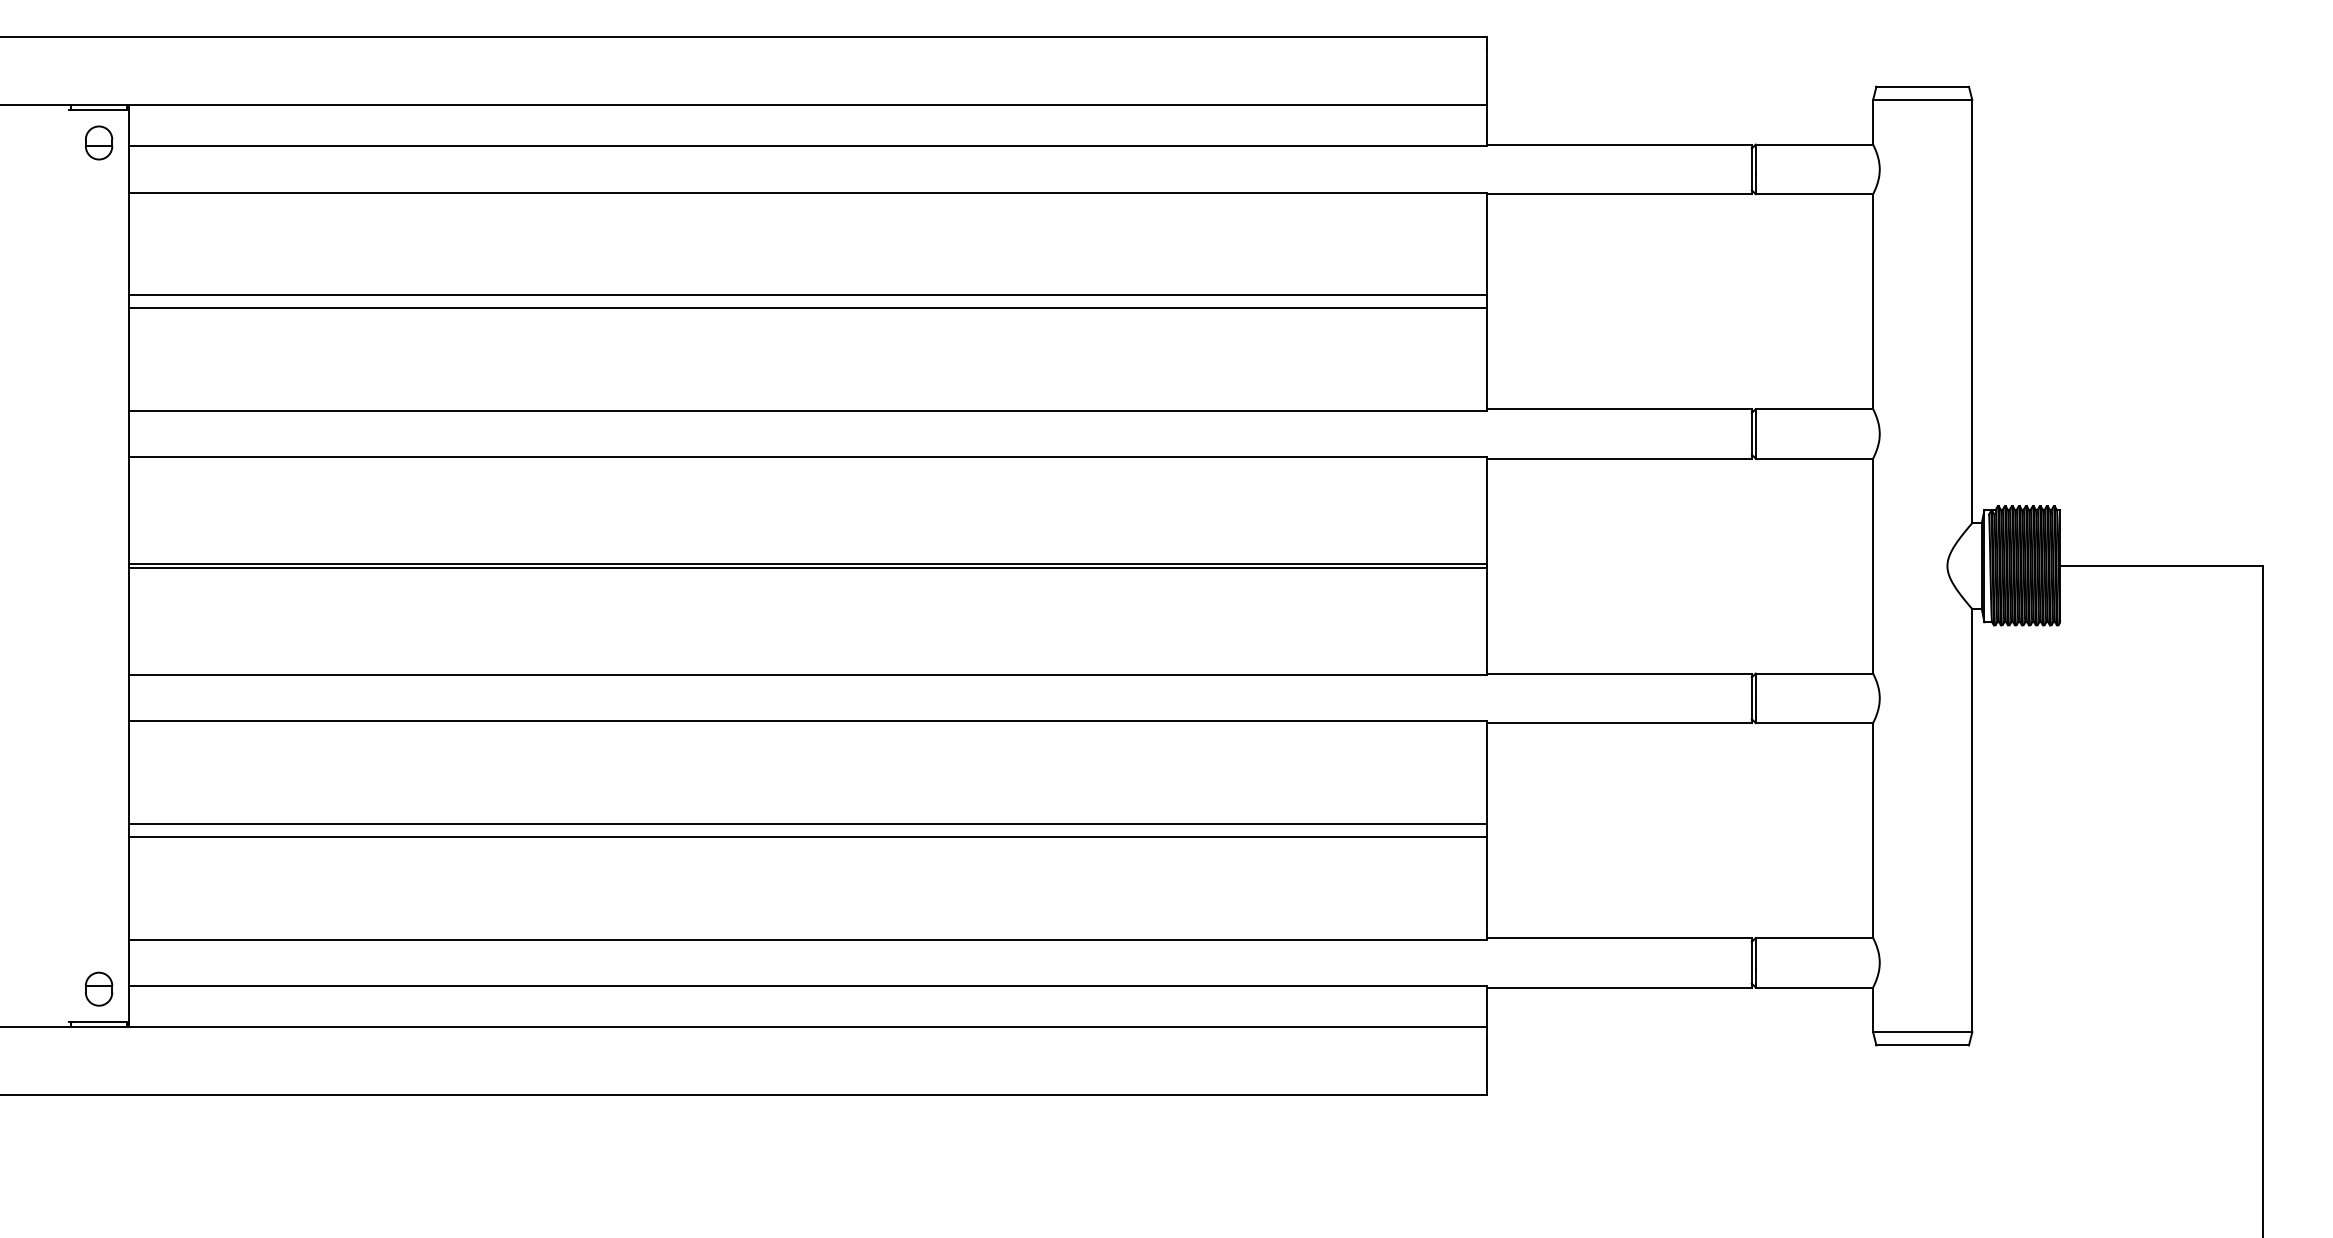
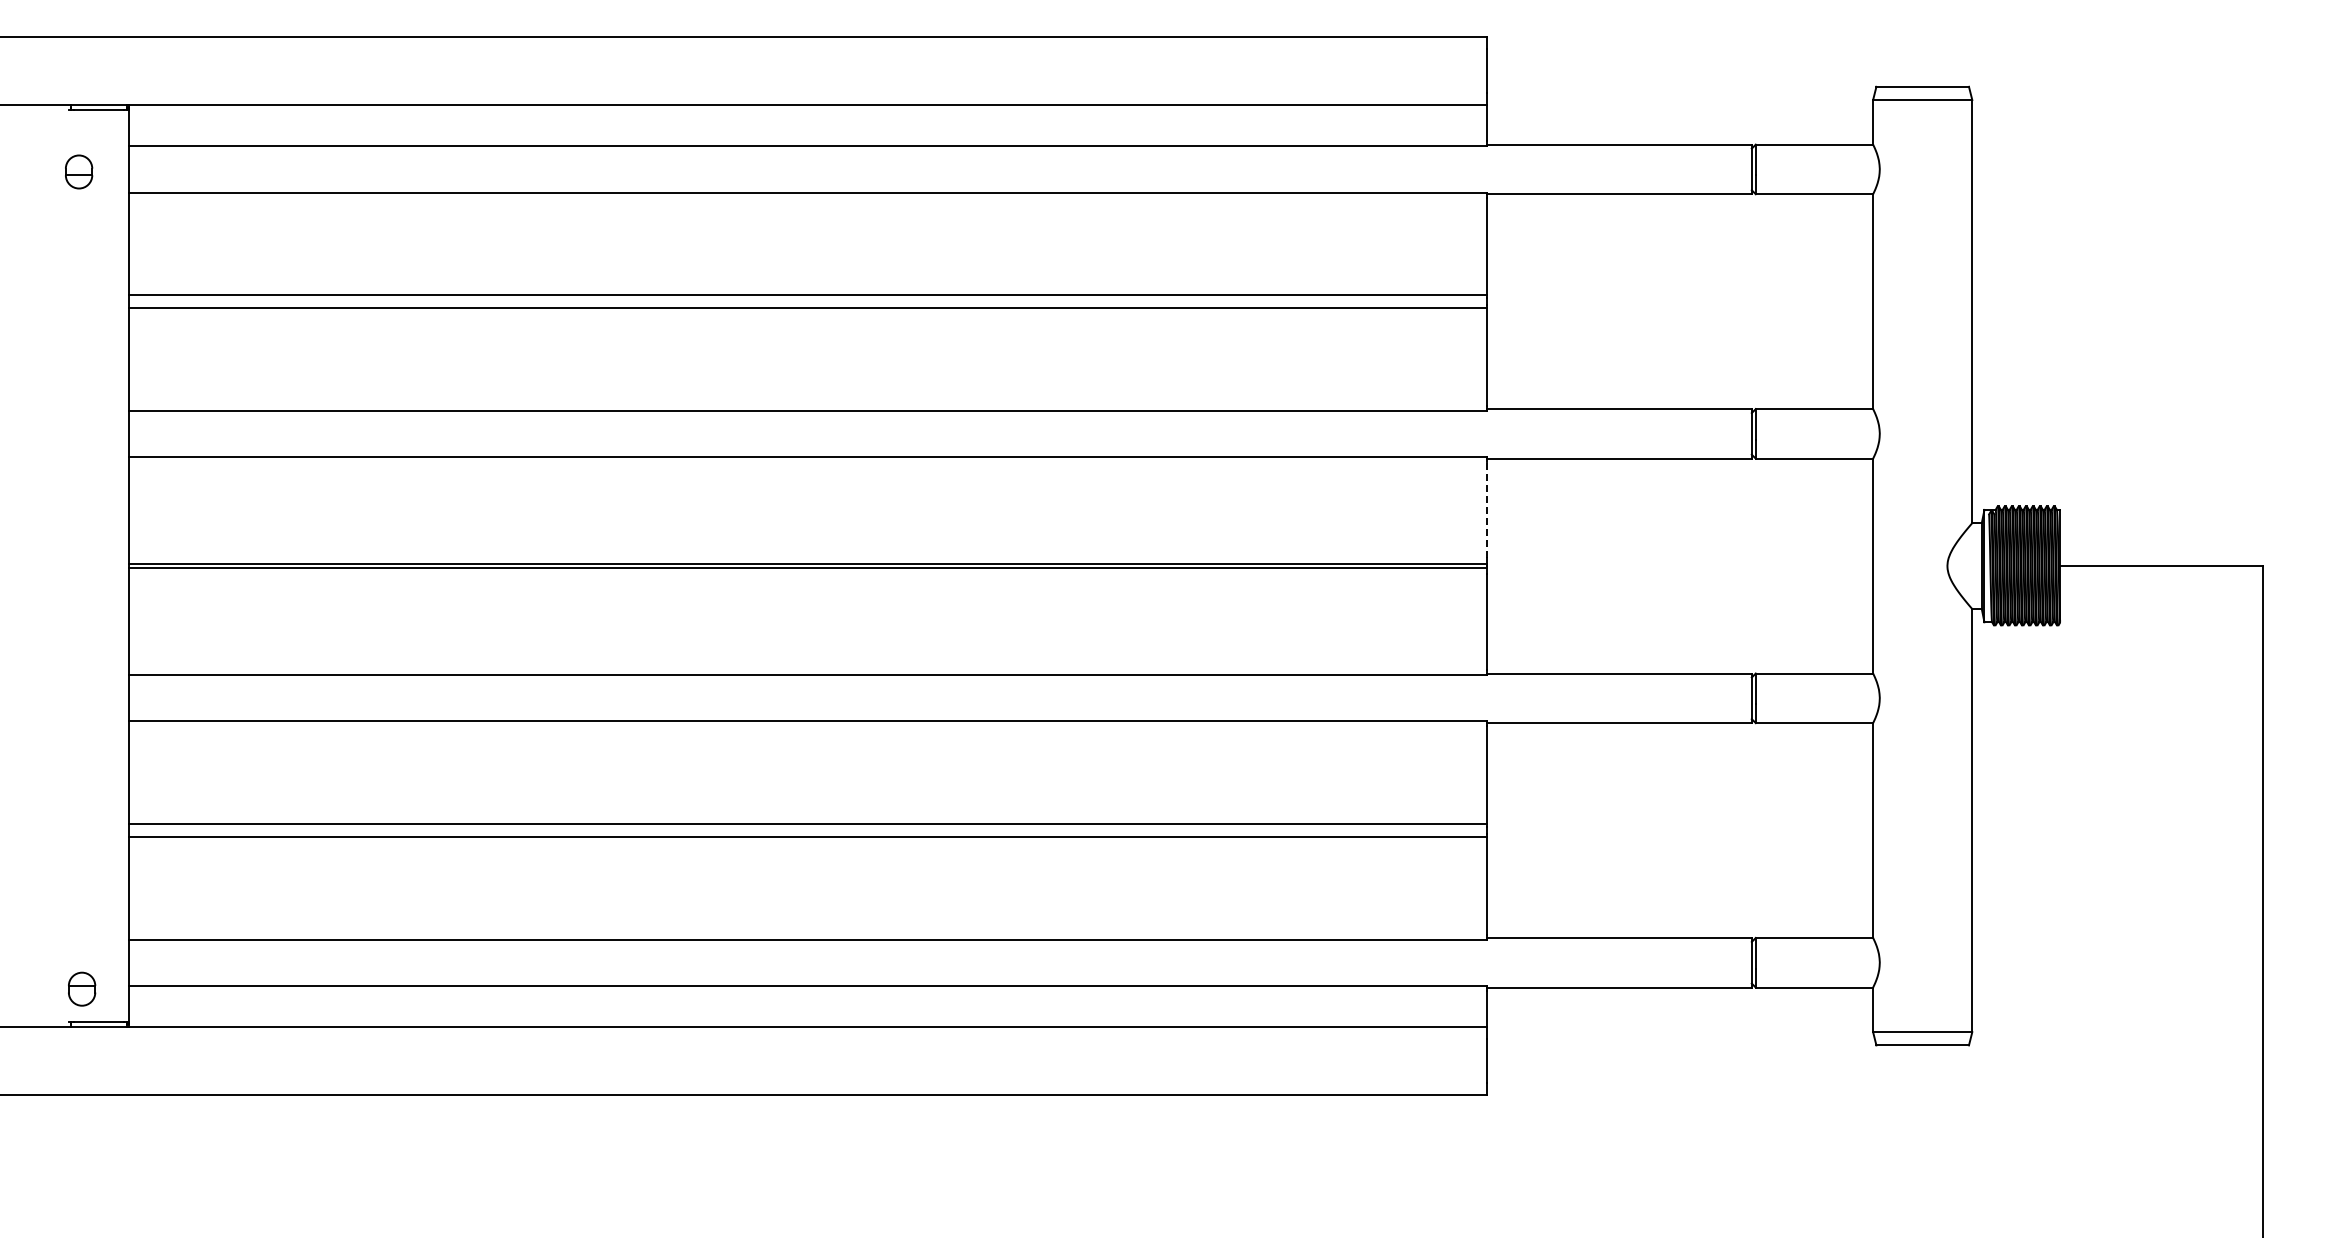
part position: (99, 142) -> (79, 171) (79, 171)
line: solid -> dashed (1487, 509)
part position: (99, 988) -> (82, 988) (82, 988)
